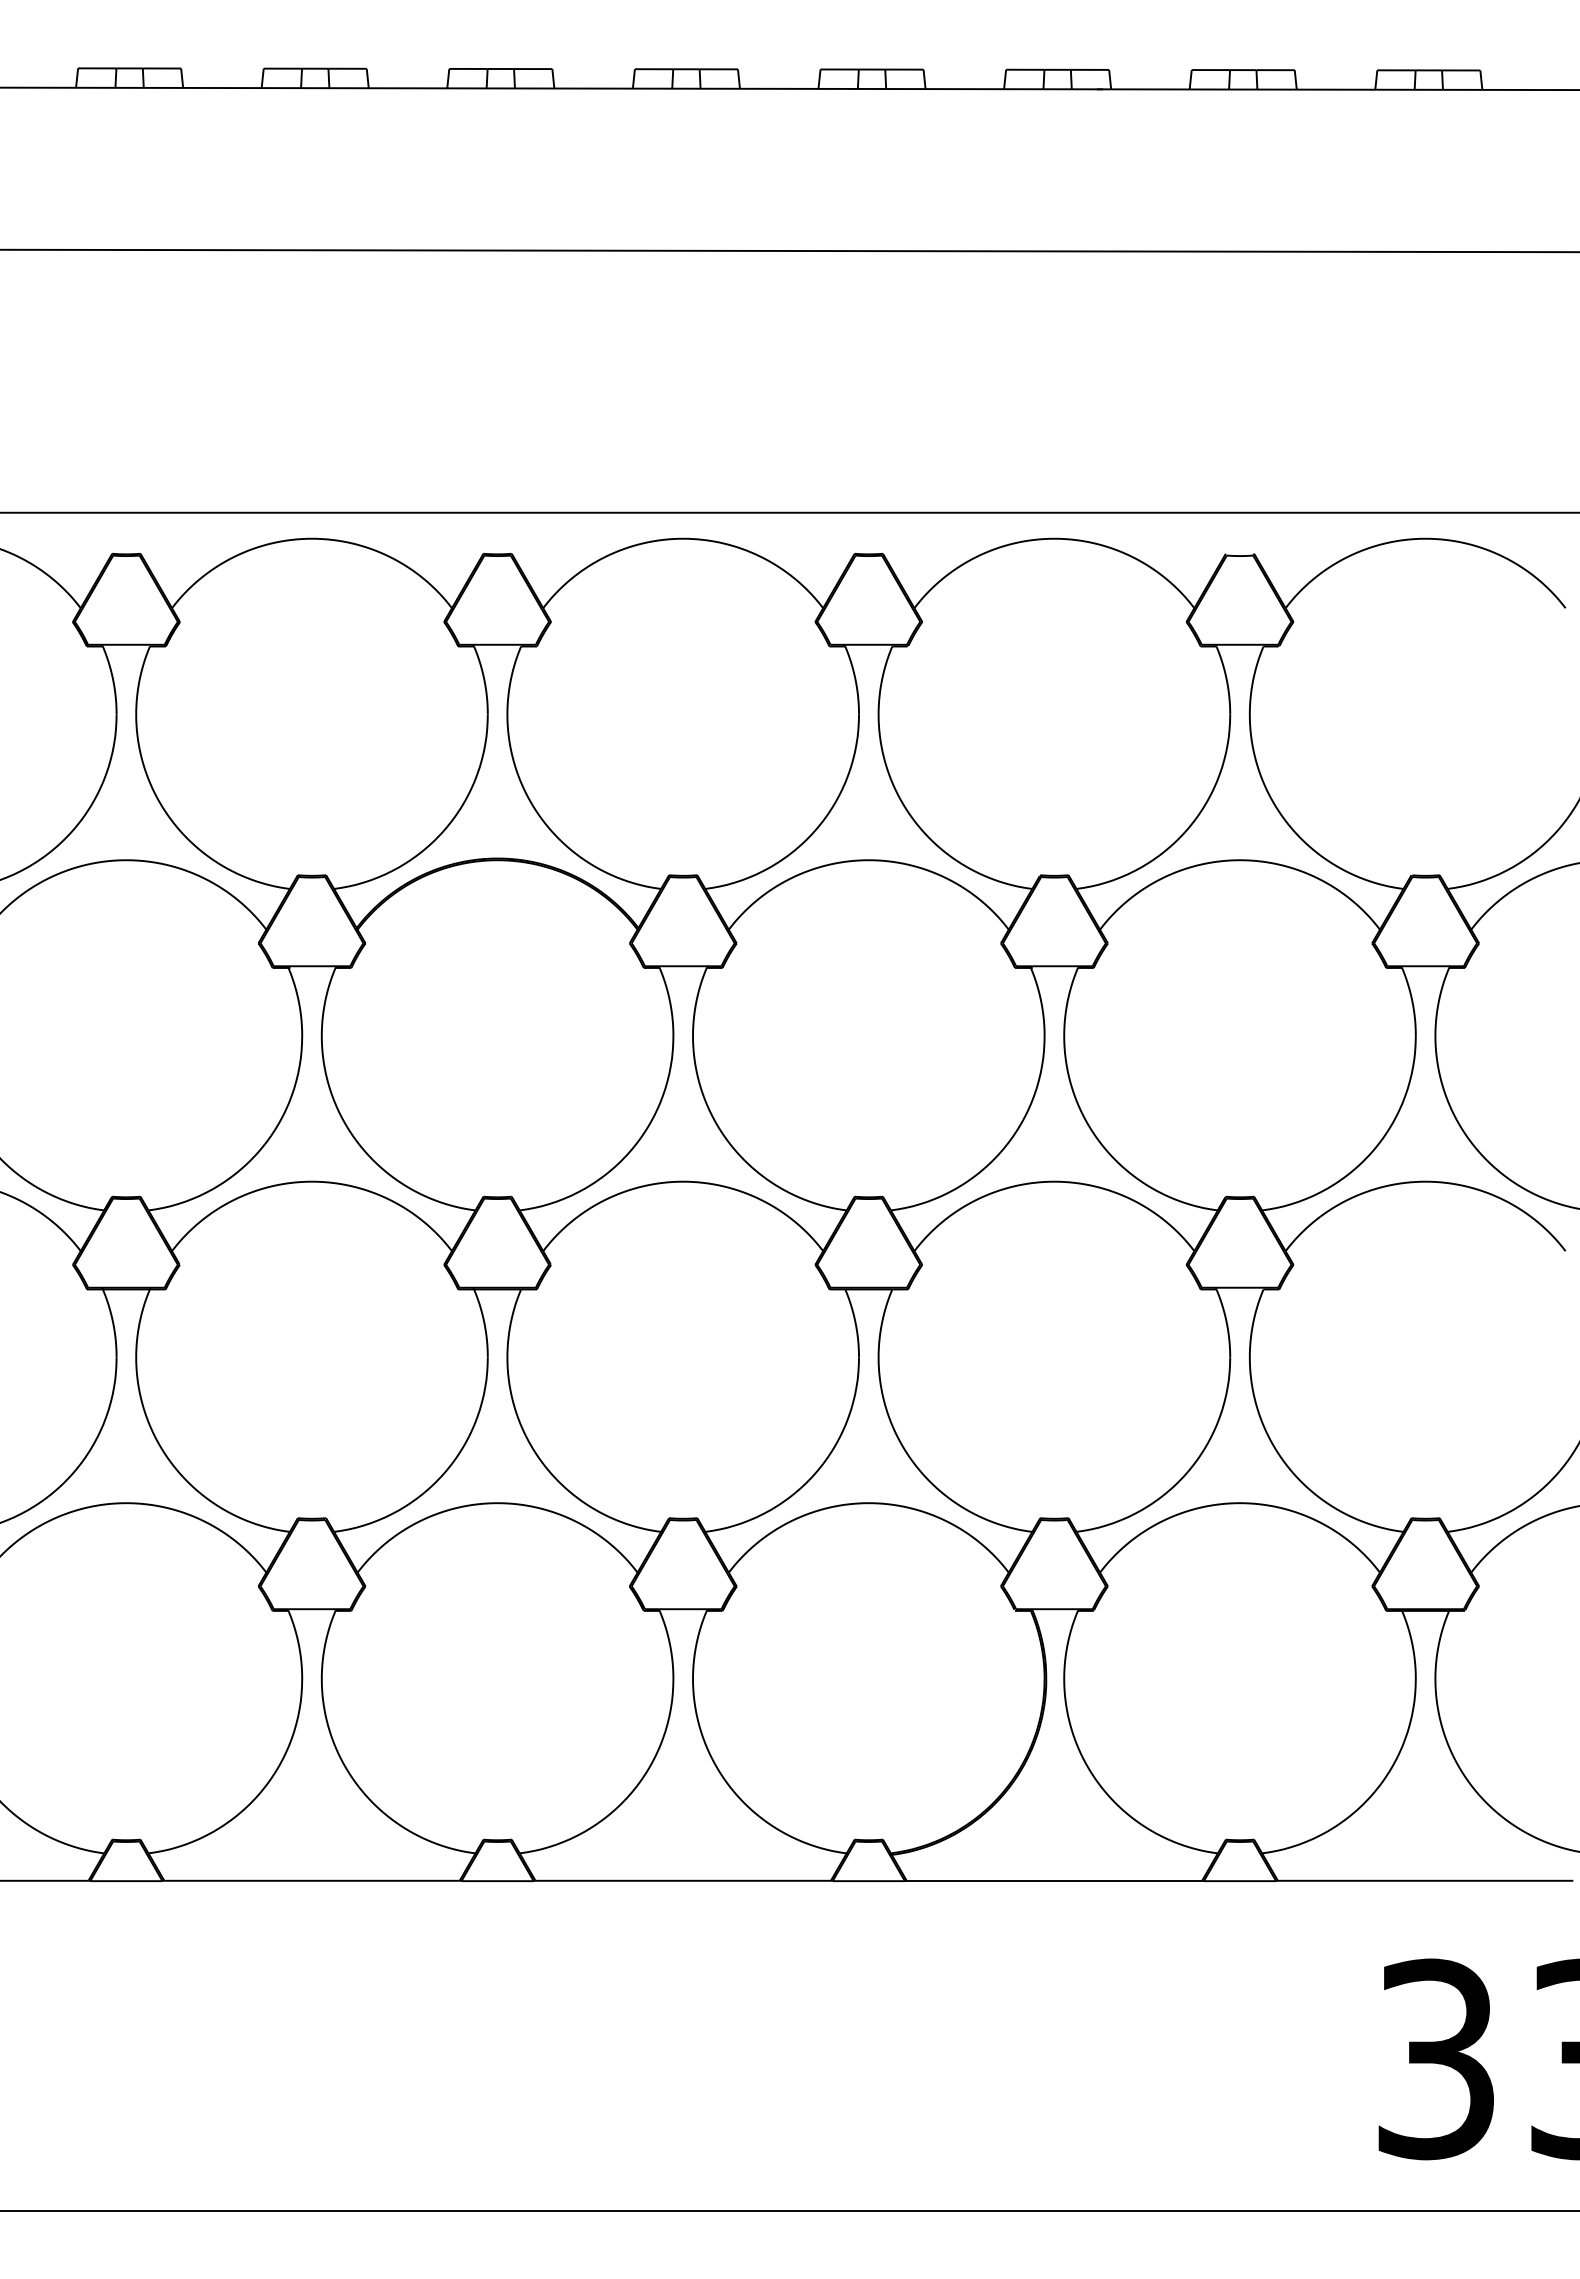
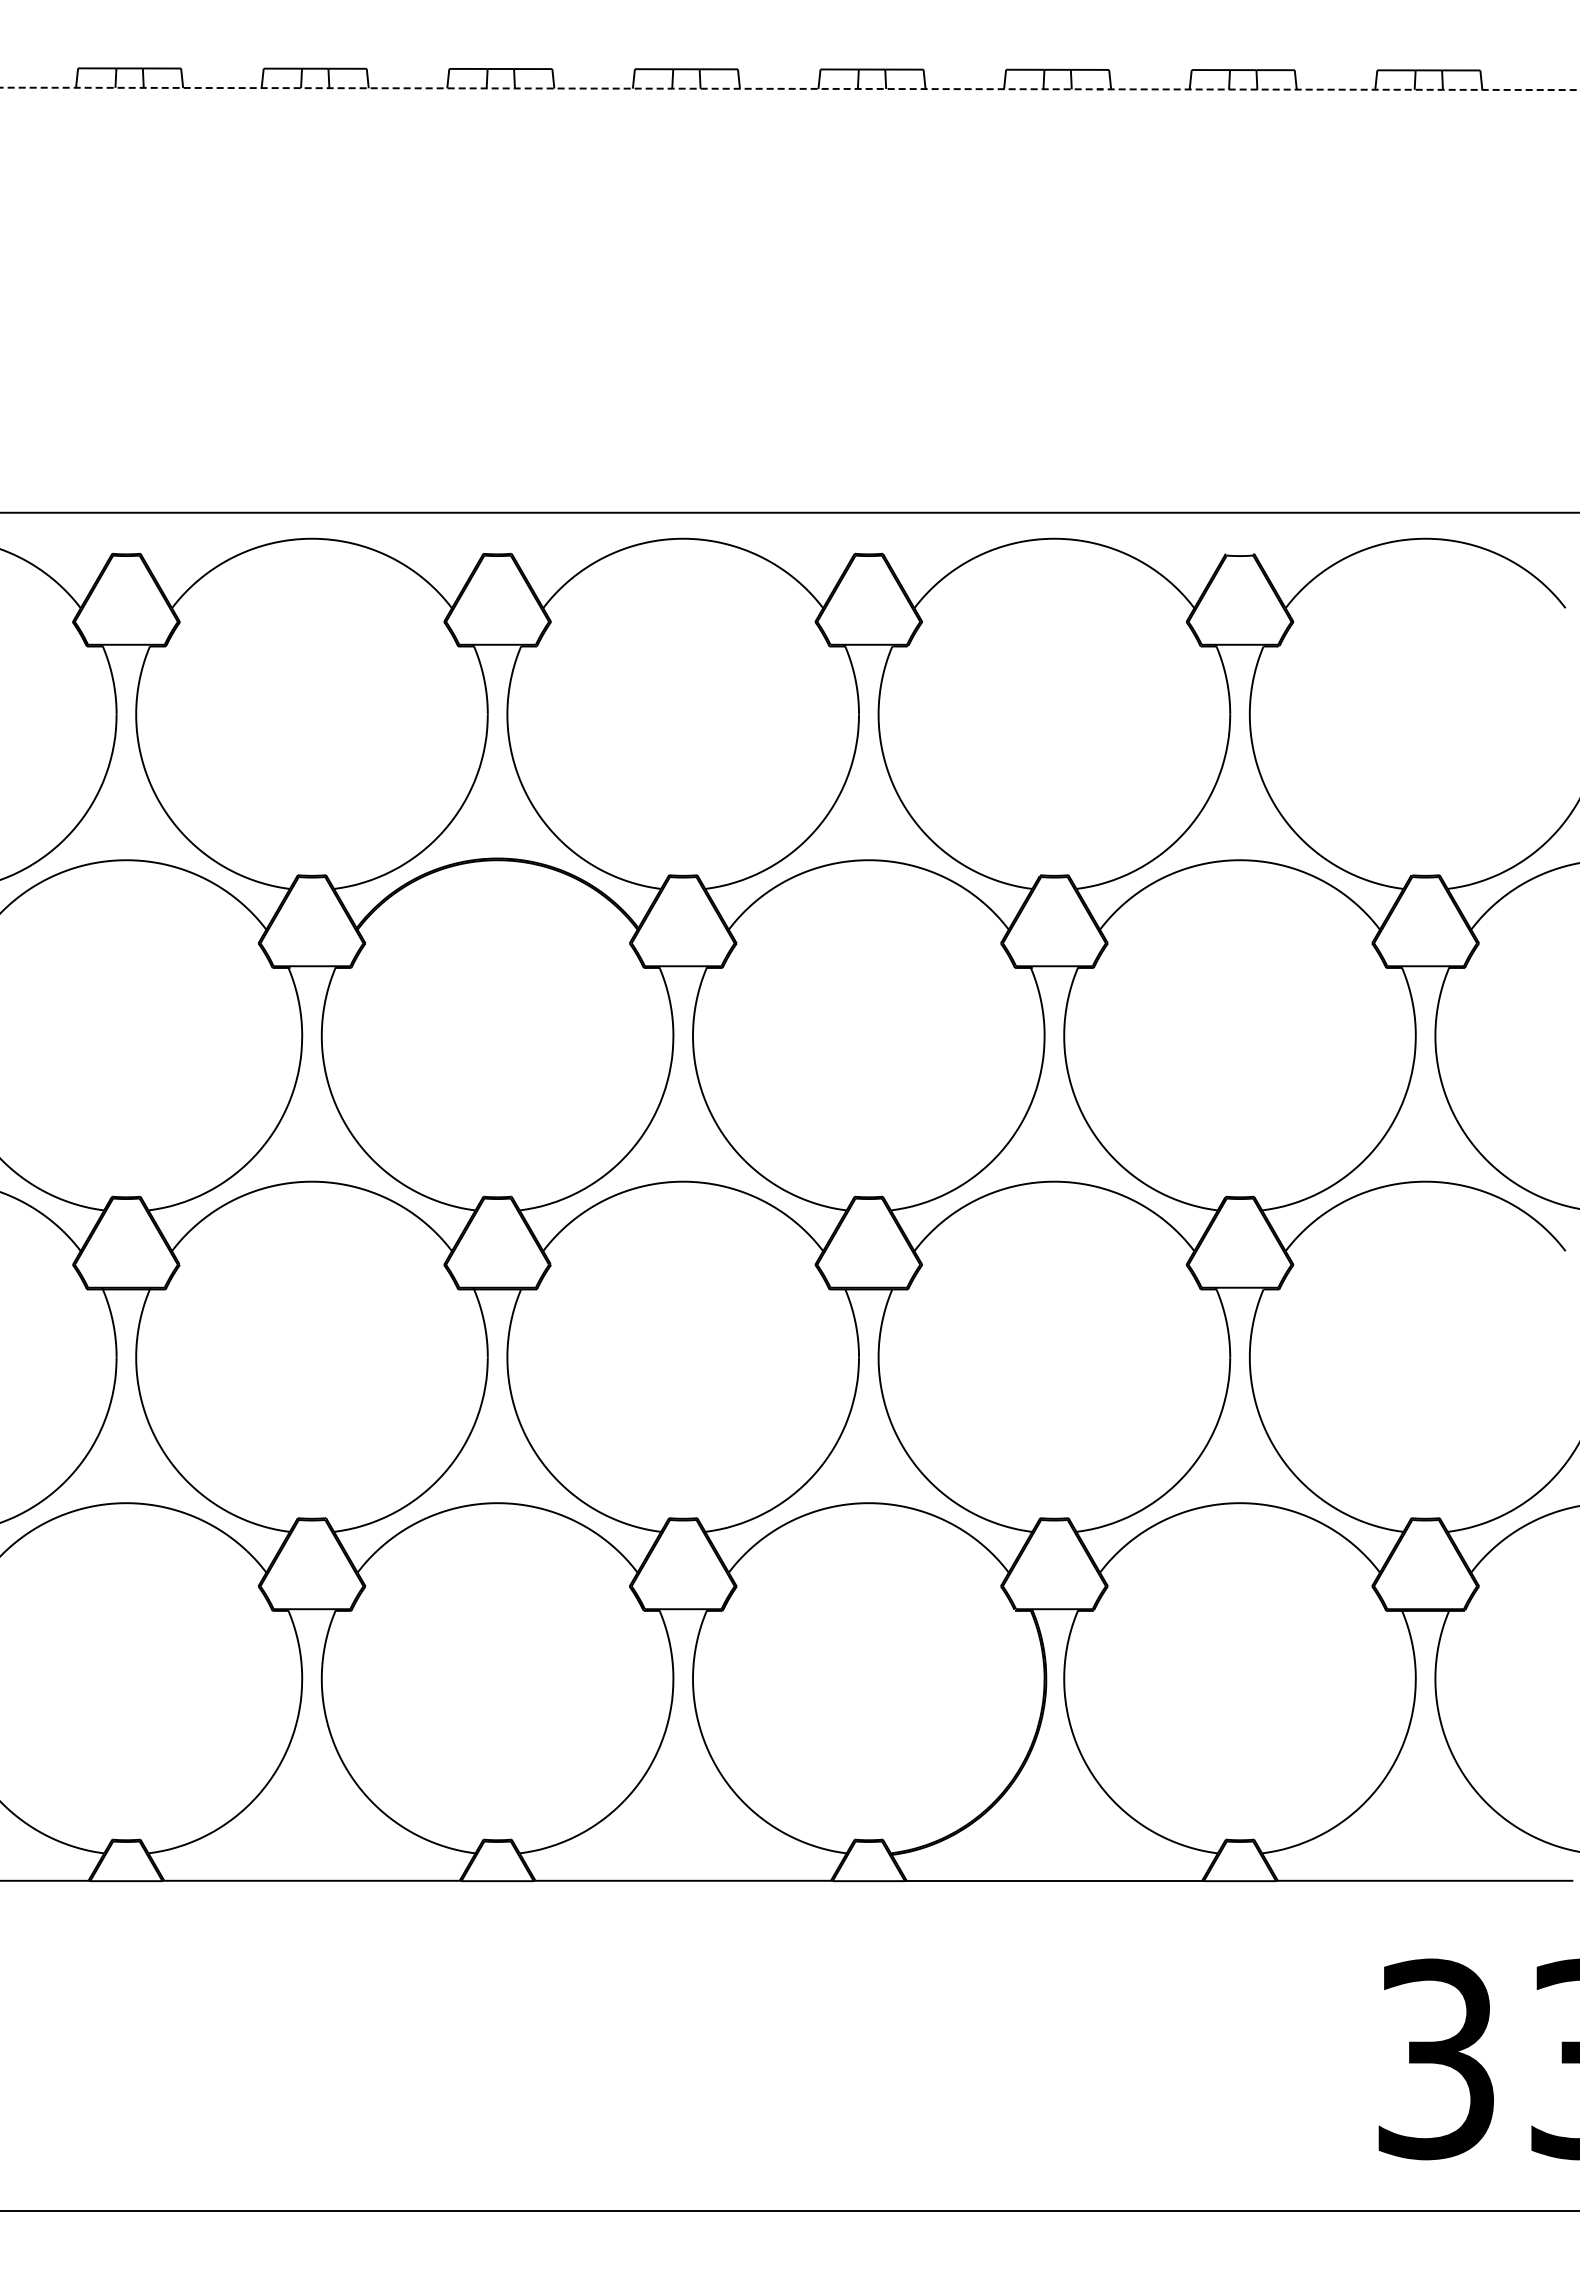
line: solid -> dashed (789, 88)
line: present -> none (789, 250)
